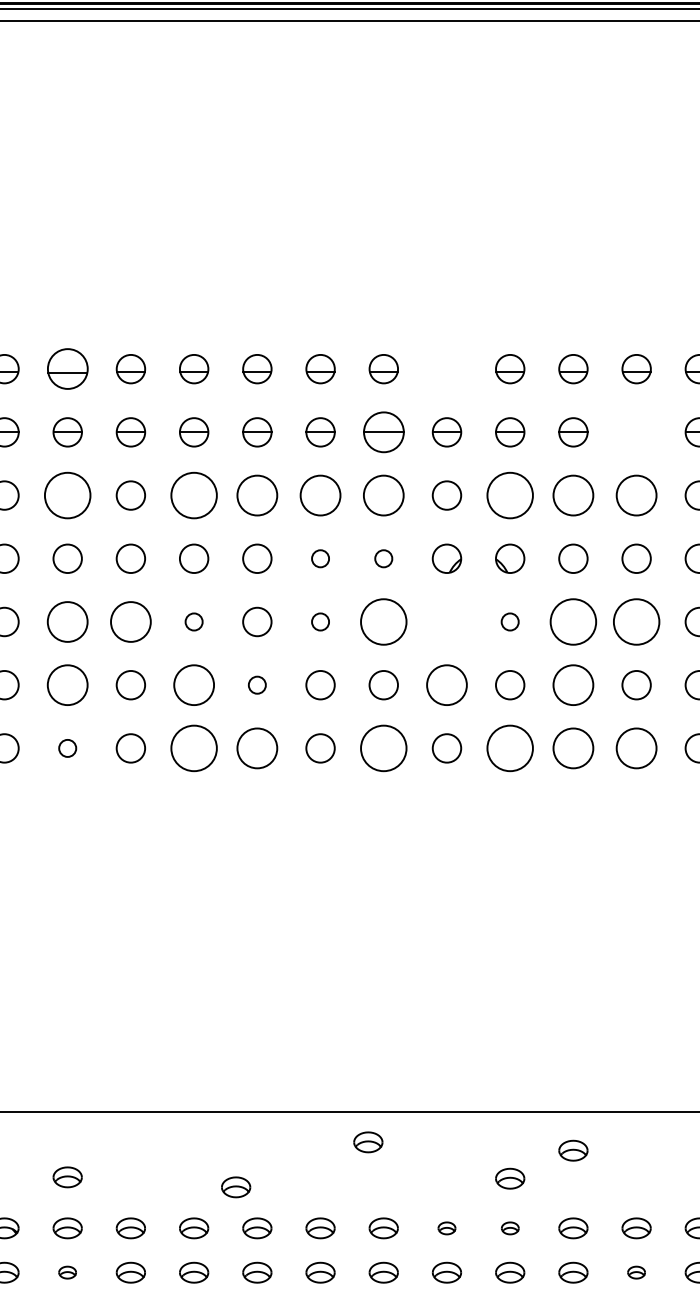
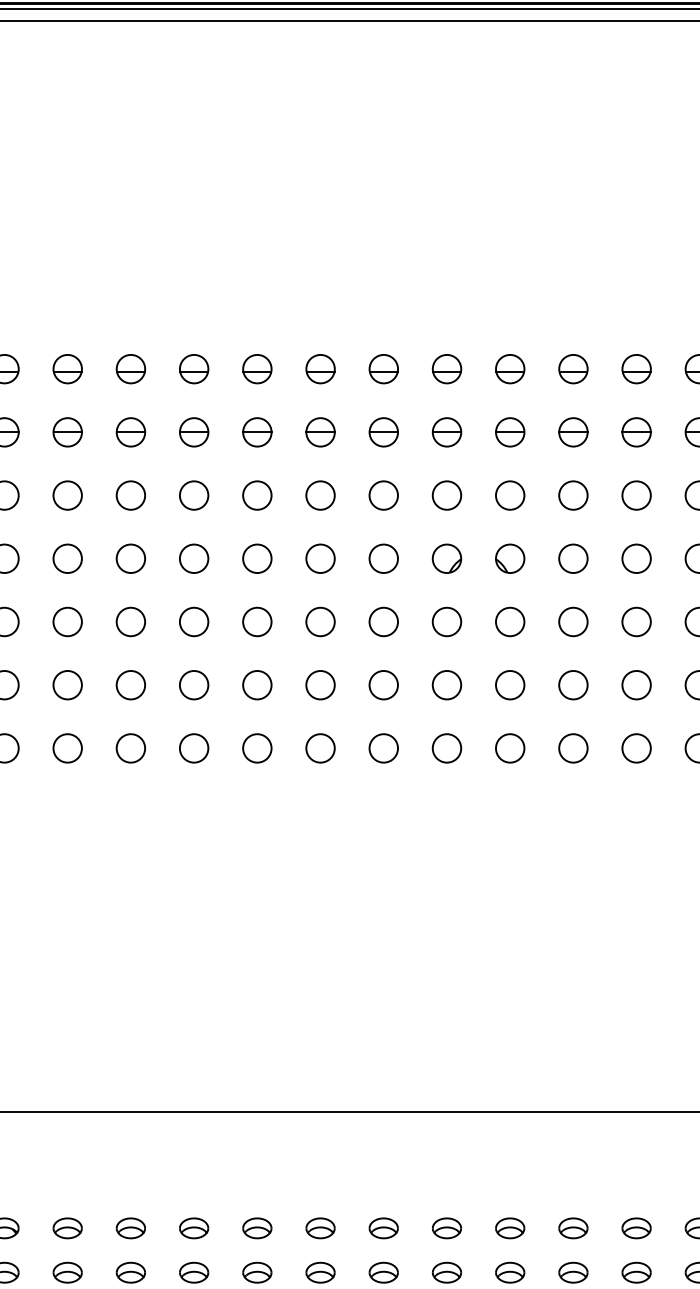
part size: 42x42 px -> 31x31 px (67, 369)
part: none -> present (446, 369)
part size: 42x43 px -> 31x31 px (383, 432)
part: none -> present (636, 432)
circle diameter: 46 px -> 28 px (67, 495)
circle diameter: 46 px -> 28 px (193, 495)
circle diameter: 40 px -> 28 px (257, 495)
circle diameter: 40 px -> 28 px (320, 495)
circle diameter: 40 px -> 28 px (383, 495)
circle diameter: 46 px -> 28 px (509, 495)
circle diameter: 40 px -> 28 px (573, 495)
circle diameter: 40 px -> 28 px (636, 495)
circle diameter: 17 px -> 28 px (320, 558)
circle diameter: 17 px -> 28 px (383, 558)
circle diameter: 40 px -> 28 px (67, 621)
circle diameter: 40 px -> 28 px (130, 621)
circle diameter: 17 px -> 28 px (193, 621)
circle diameter: 17 px -> 28 px (320, 621)
circle diameter: 46 px -> 28 px (383, 621)
circle: none -> present (446, 621)
circle diameter: 17 px -> 28 px (509, 621)
circle diameter: 46 px -> 28 px (573, 621)
circle diameter: 46 px -> 28 px (636, 621)
circle diameter: 17 px -> 28 px (257, 684)
circle diameter: 40 px -> 28 px (67, 684)
circle diameter: 40 px -> 28 px (193, 684)
circle diameter: 40 px -> 28 px (446, 684)
circle diameter: 40 px -> 28 px (573, 684)
circle diameter: 17 px -> 28 px (67, 748)
circle diameter: 46 px -> 28 px (193, 748)
circle diameter: 40 px -> 28 px (257, 748)
circle diameter: 46 px -> 28 px (383, 748)
circle diameter: 46 px -> 28 px (509, 748)
circle diameter: 40 px -> 28 px (573, 748)
circle diameter: 40 px -> 28 px (636, 748)
part: present -> none (368, 1142)
part: present -> none (573, 1150)
part: present -> none (67, 1177)
part: present -> none (510, 1178)
part: present -> none (236, 1187)
part size: 20x15 px -> 32x23 px (446, 1228)
part size: 19x15 px -> 31x23 px (510, 1228)
part size: 19x15 px -> 31x23 px (67, 1272)
part size: 19x15 px -> 31x23 px (636, 1272)
